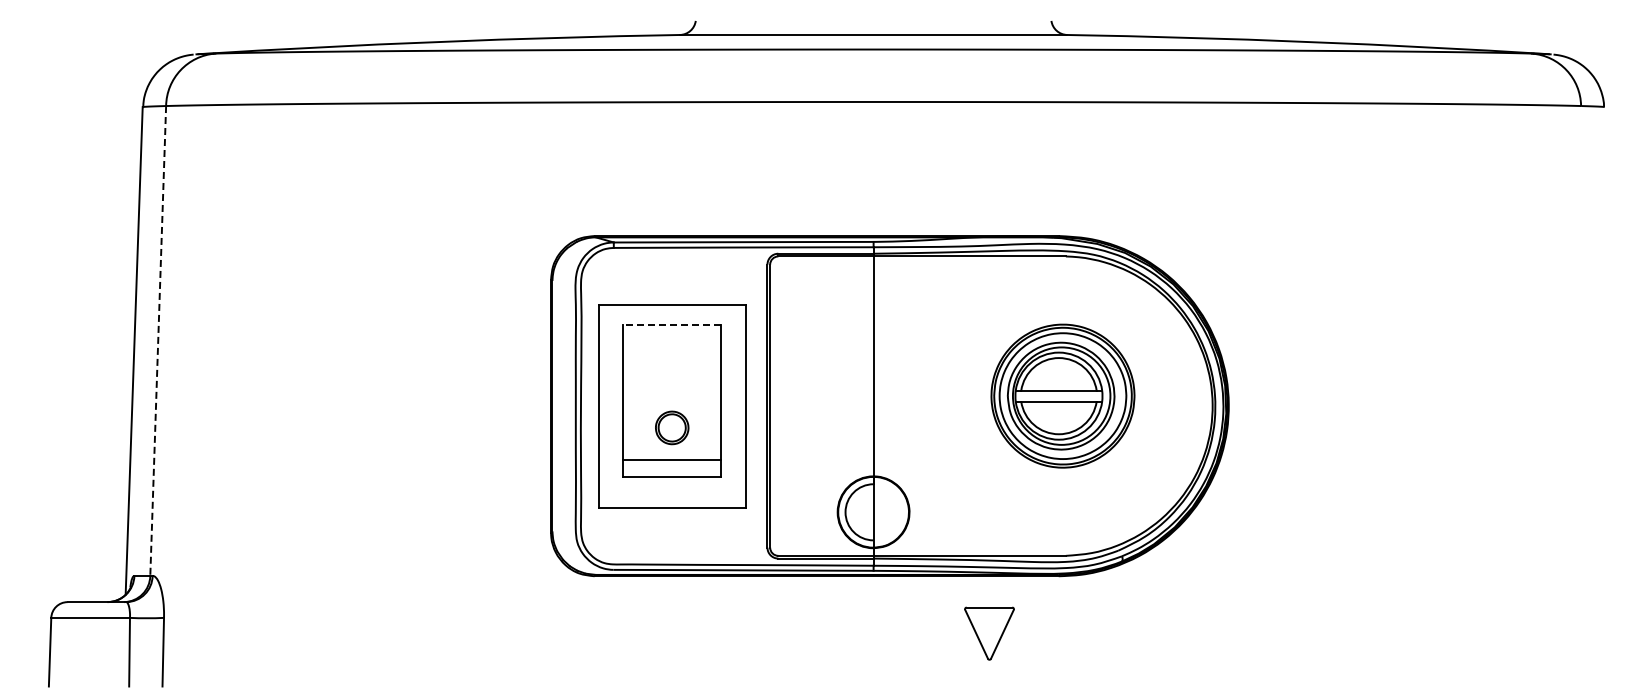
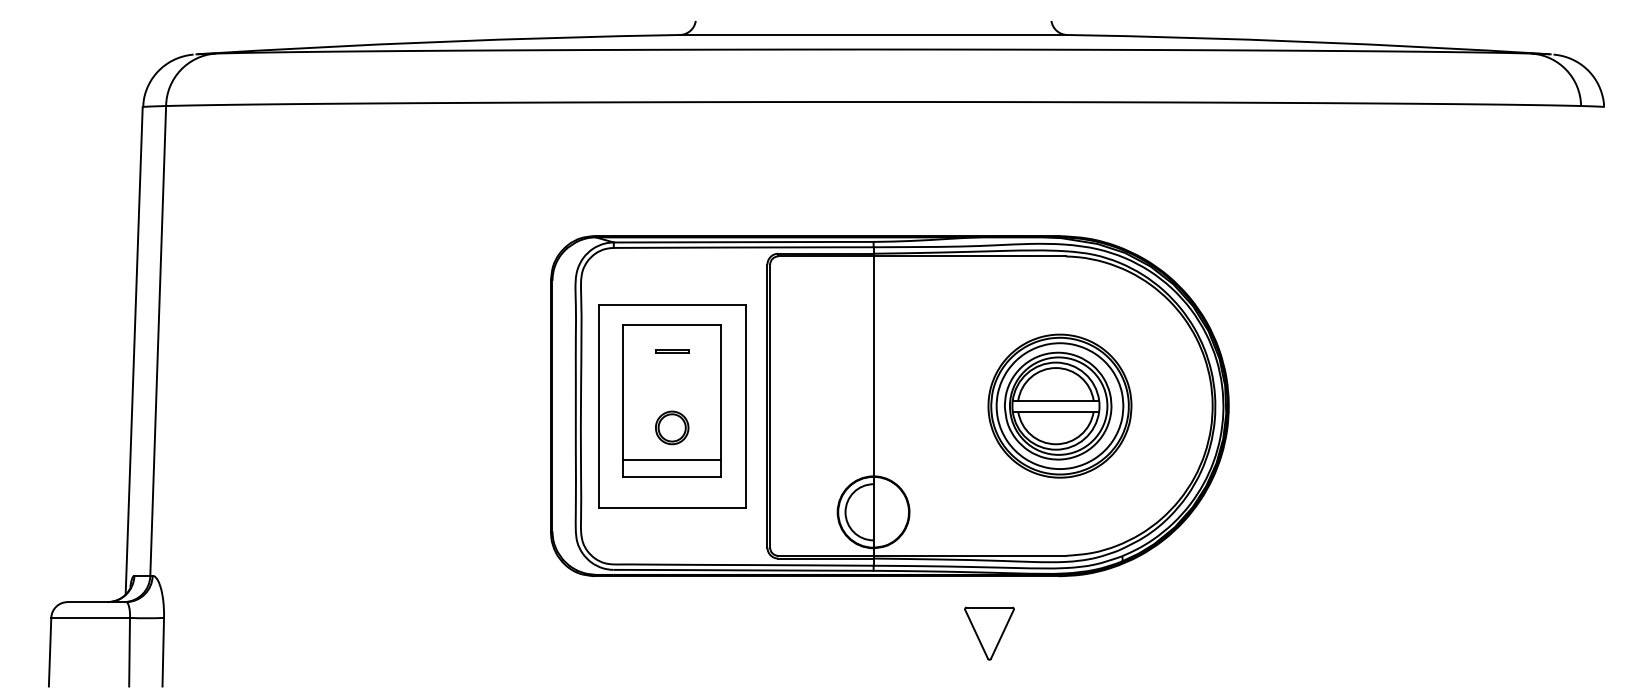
line: dashed -> solid (672, 325)
line: dashed -> solid (158, 341)
line: none -> present (672, 350)
part position: (1062, 395) -> (1059, 405) (1059, 405)
